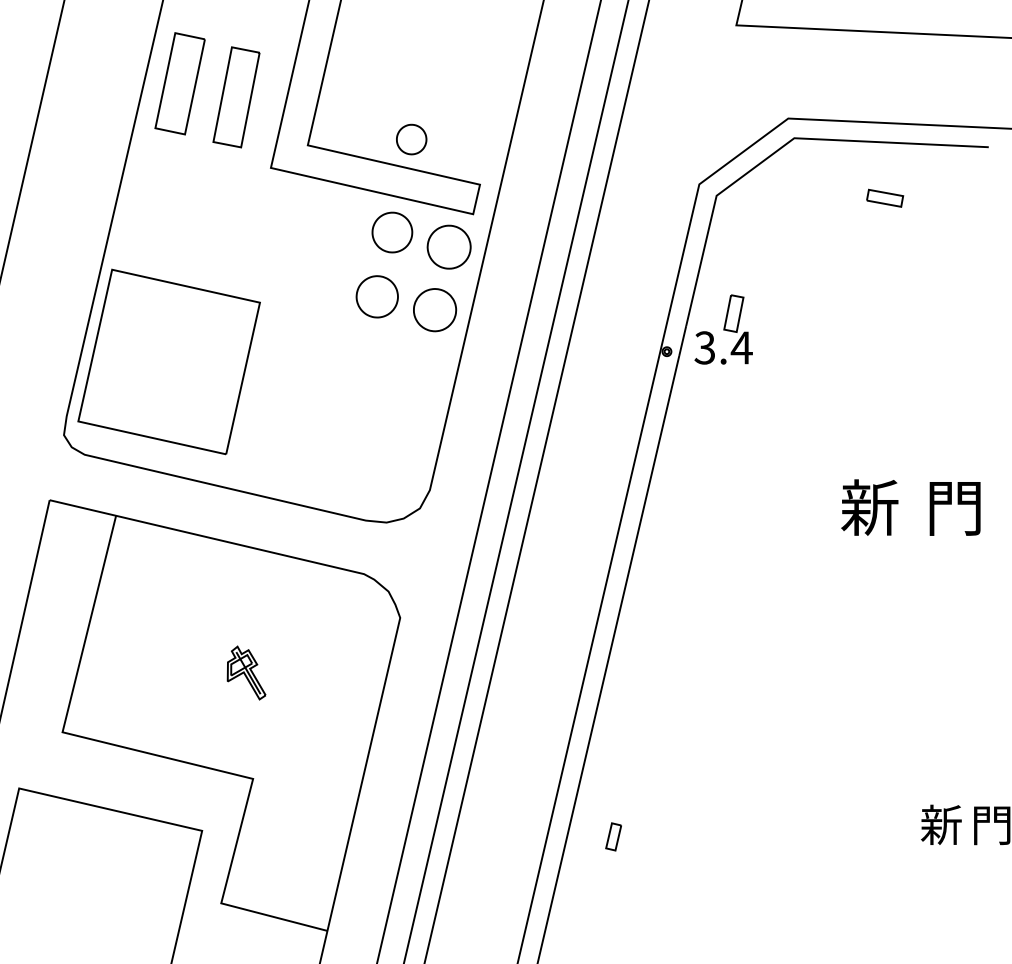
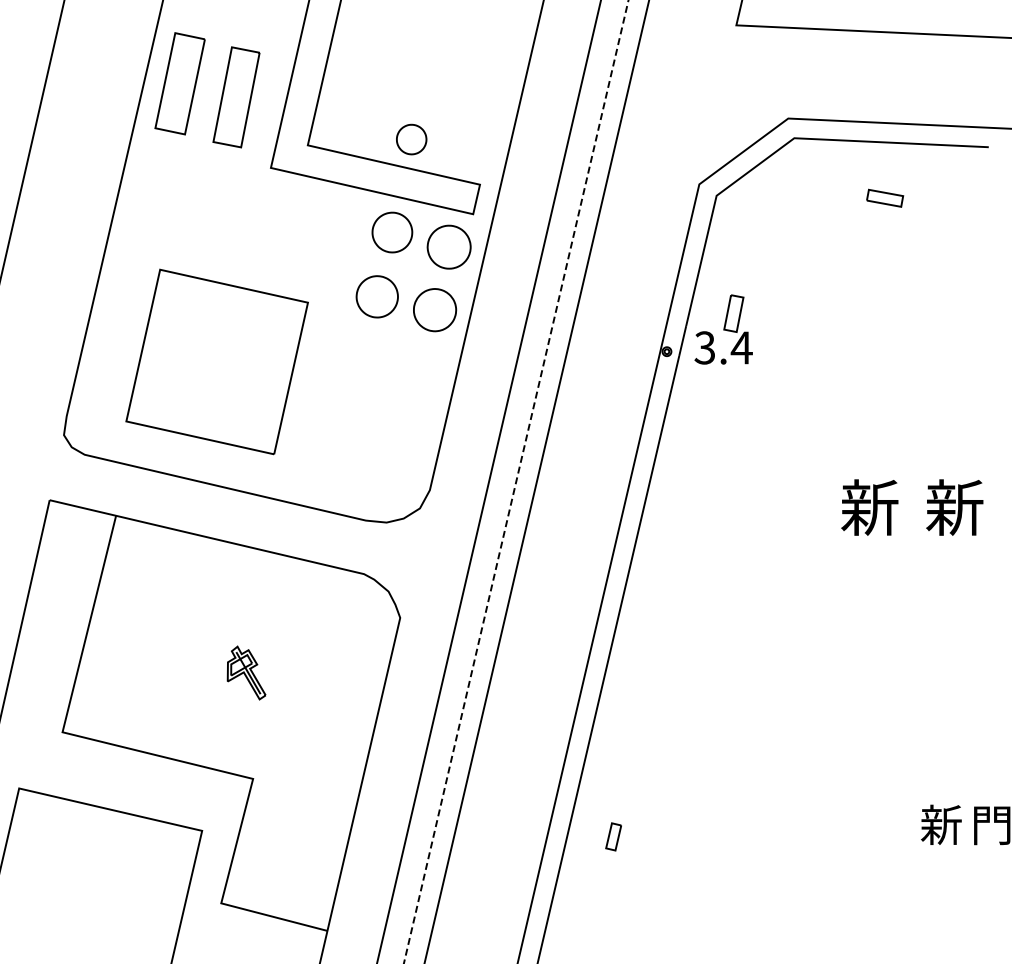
part position: (168, 361) -> (216, 361) (216, 361)
line: solid -> dashed (516, 482)
text: 門 -> 新 (954, 507)
